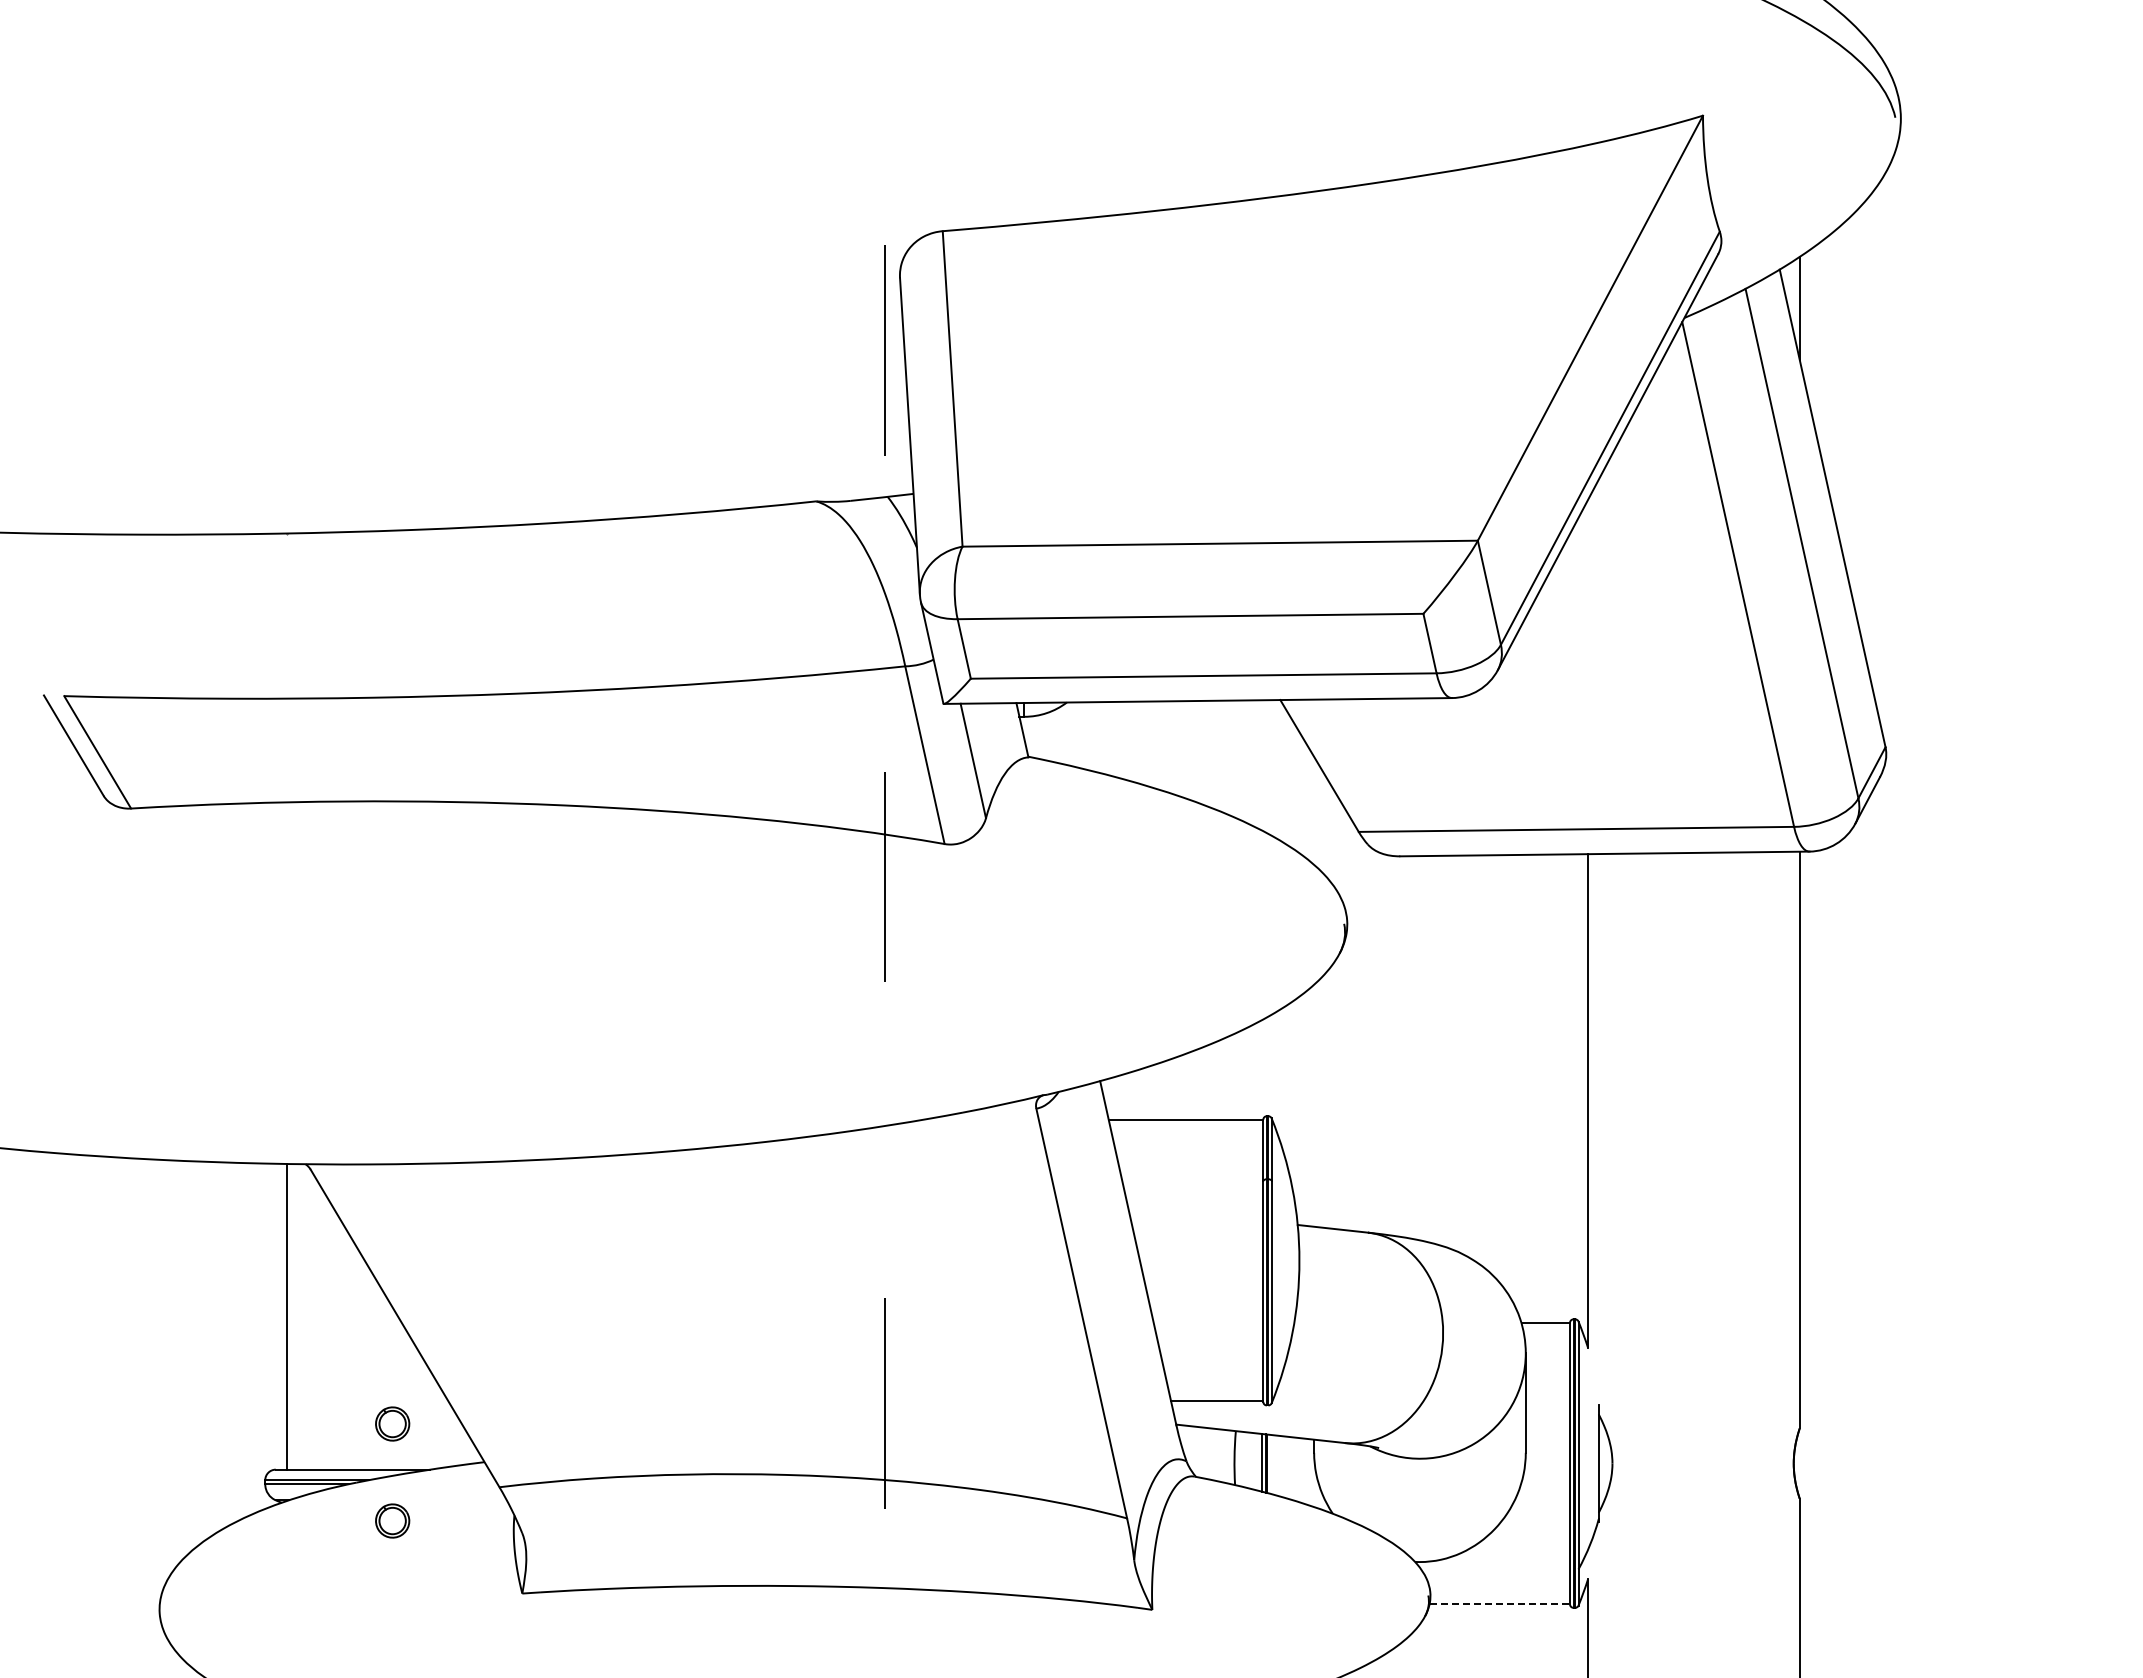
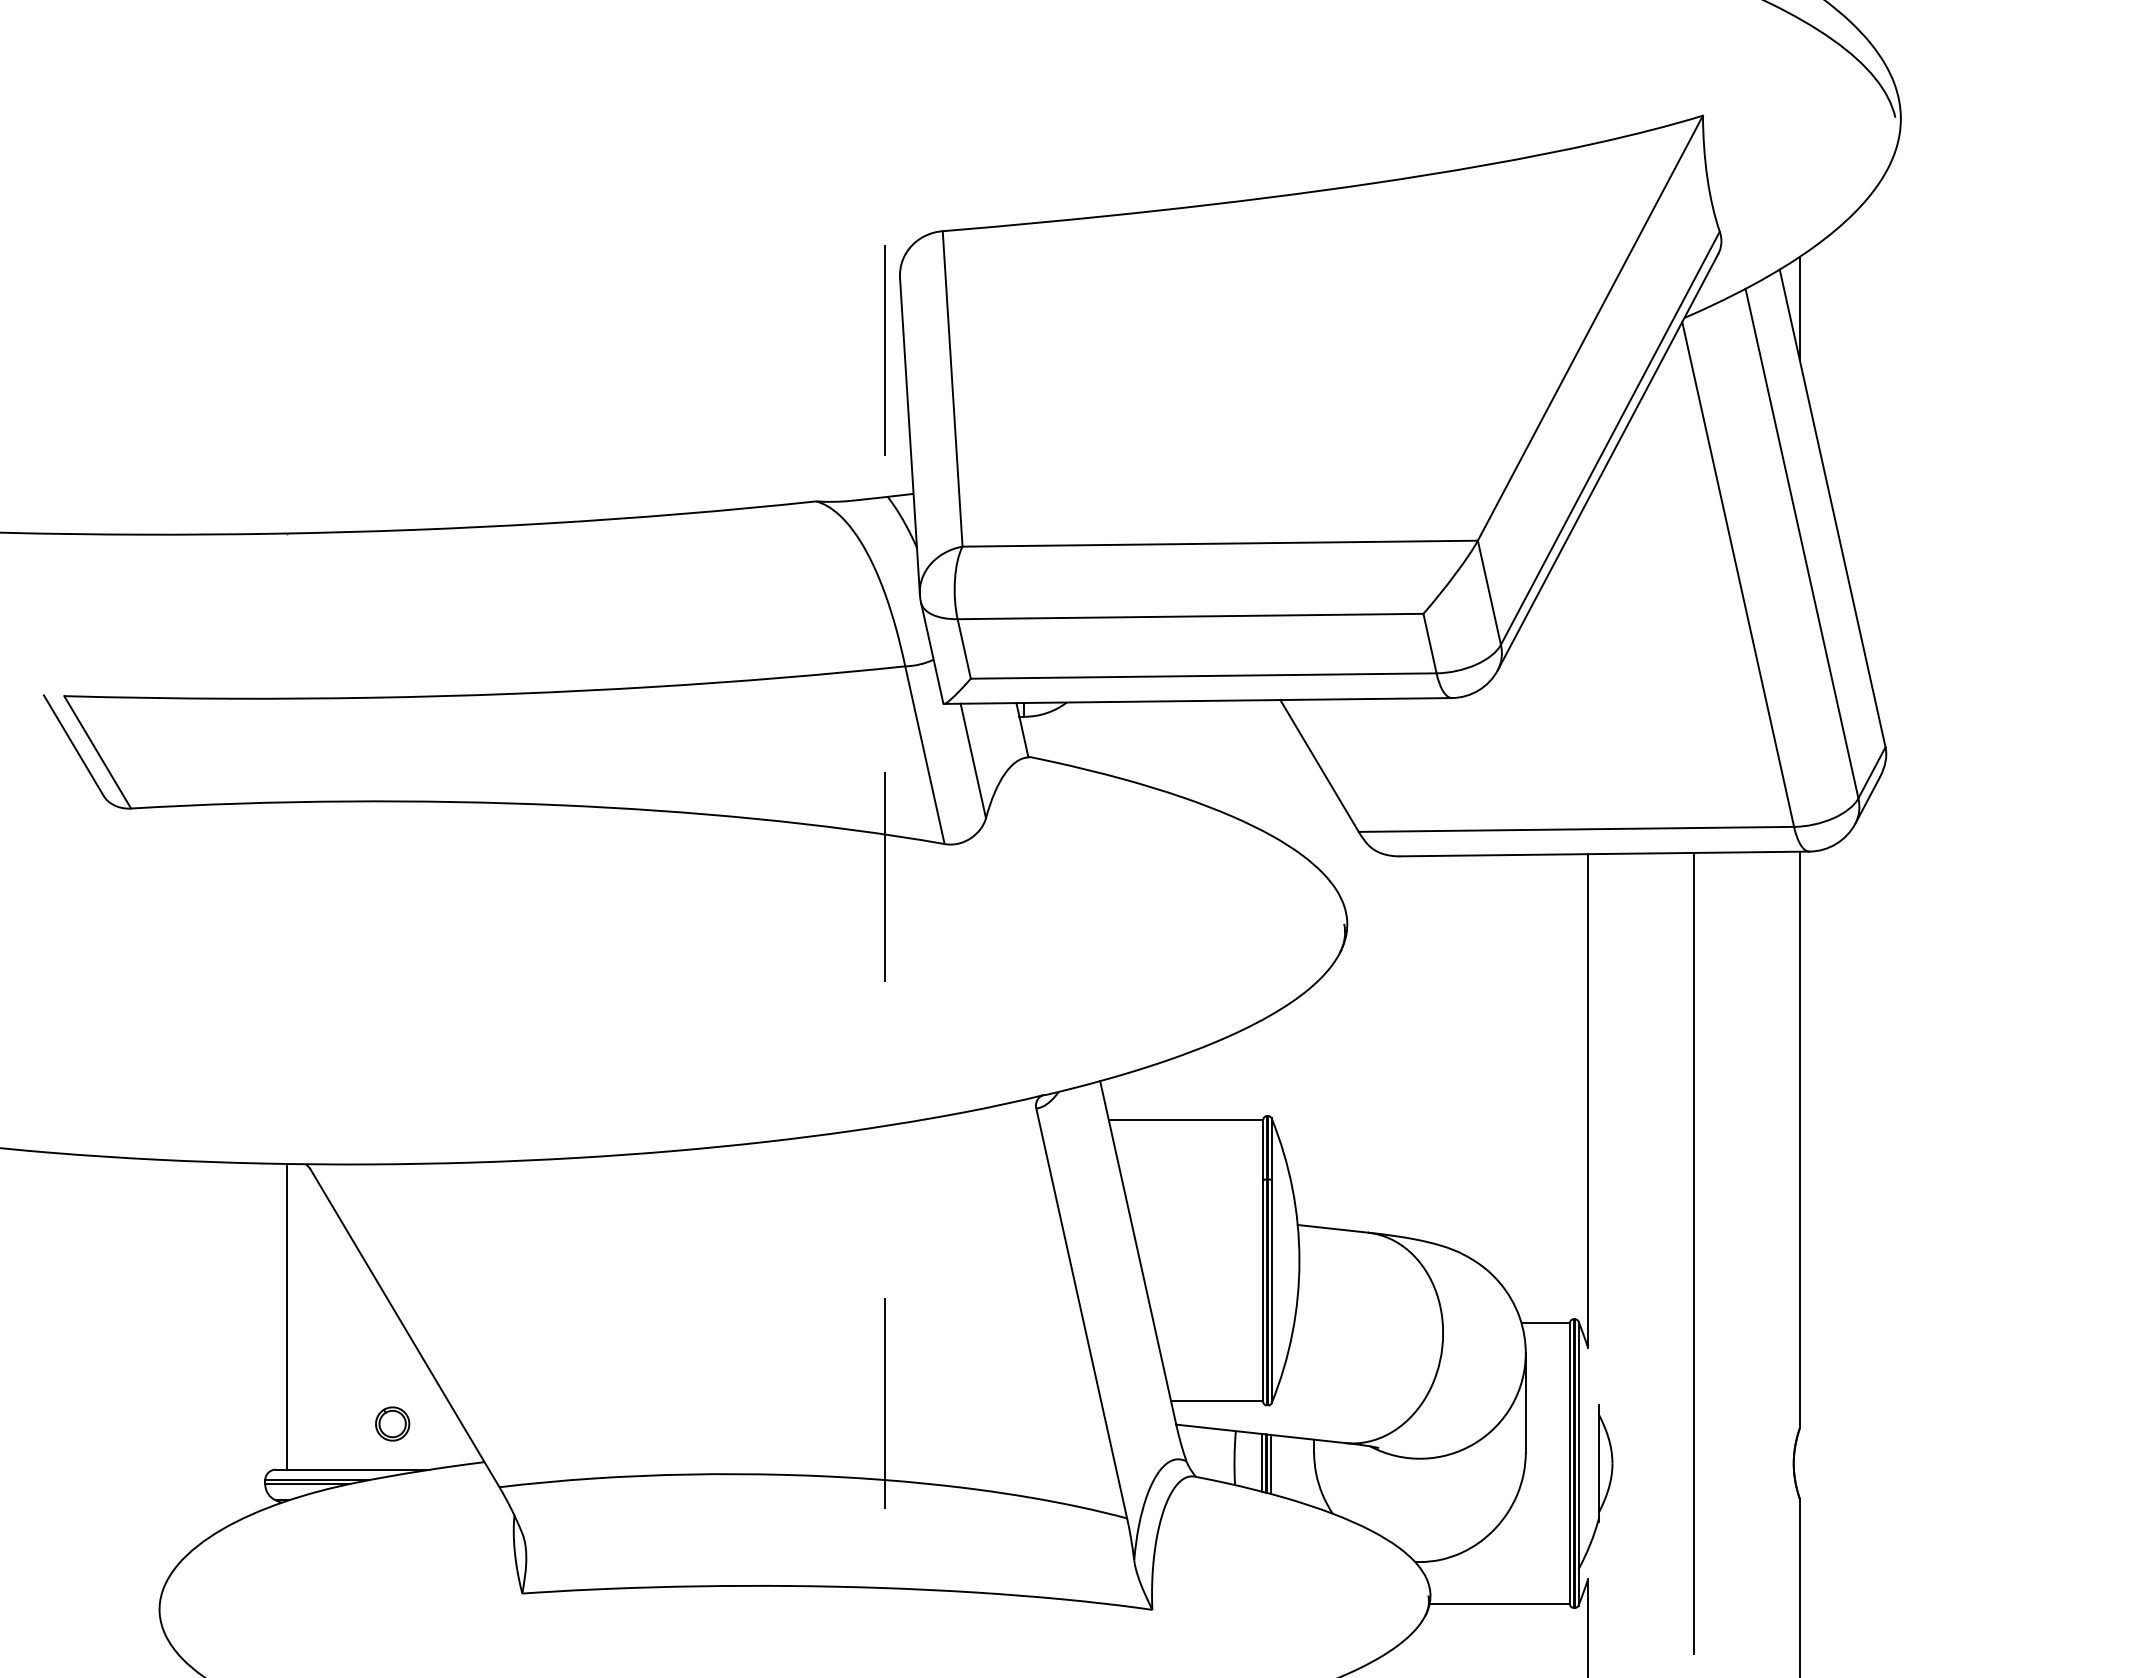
line: none -> present (1693, 1253)
line: none -> present (1270, 1463)
part: present -> none (392, 1520)
line: dashed -> solid (1500, 1603)
